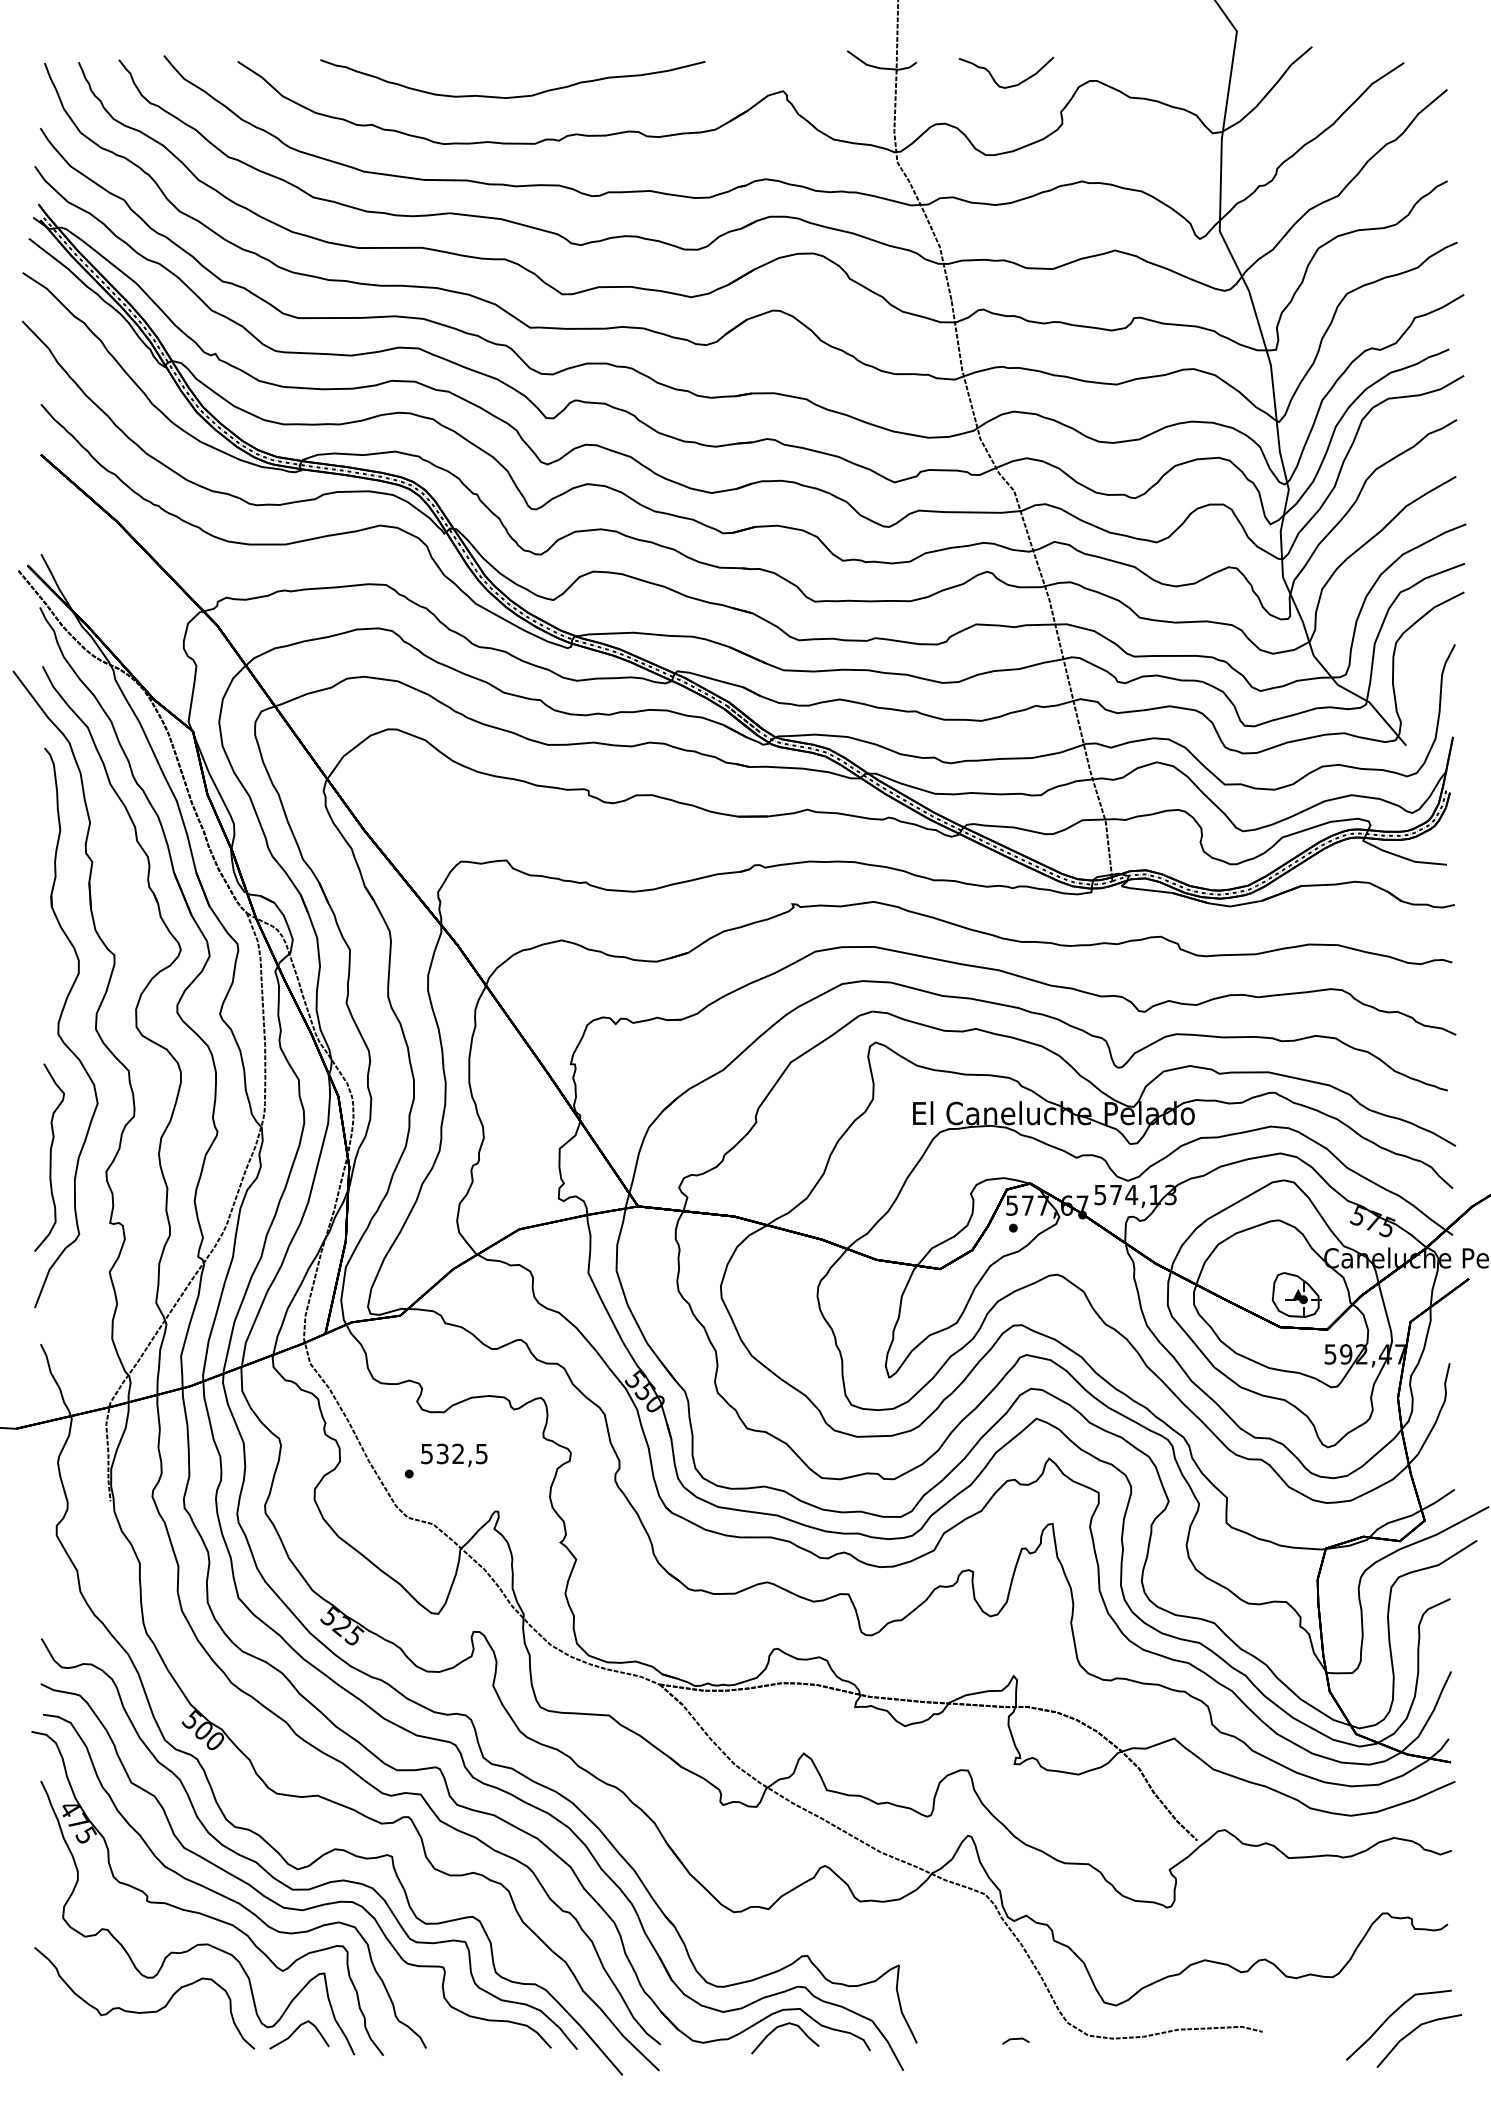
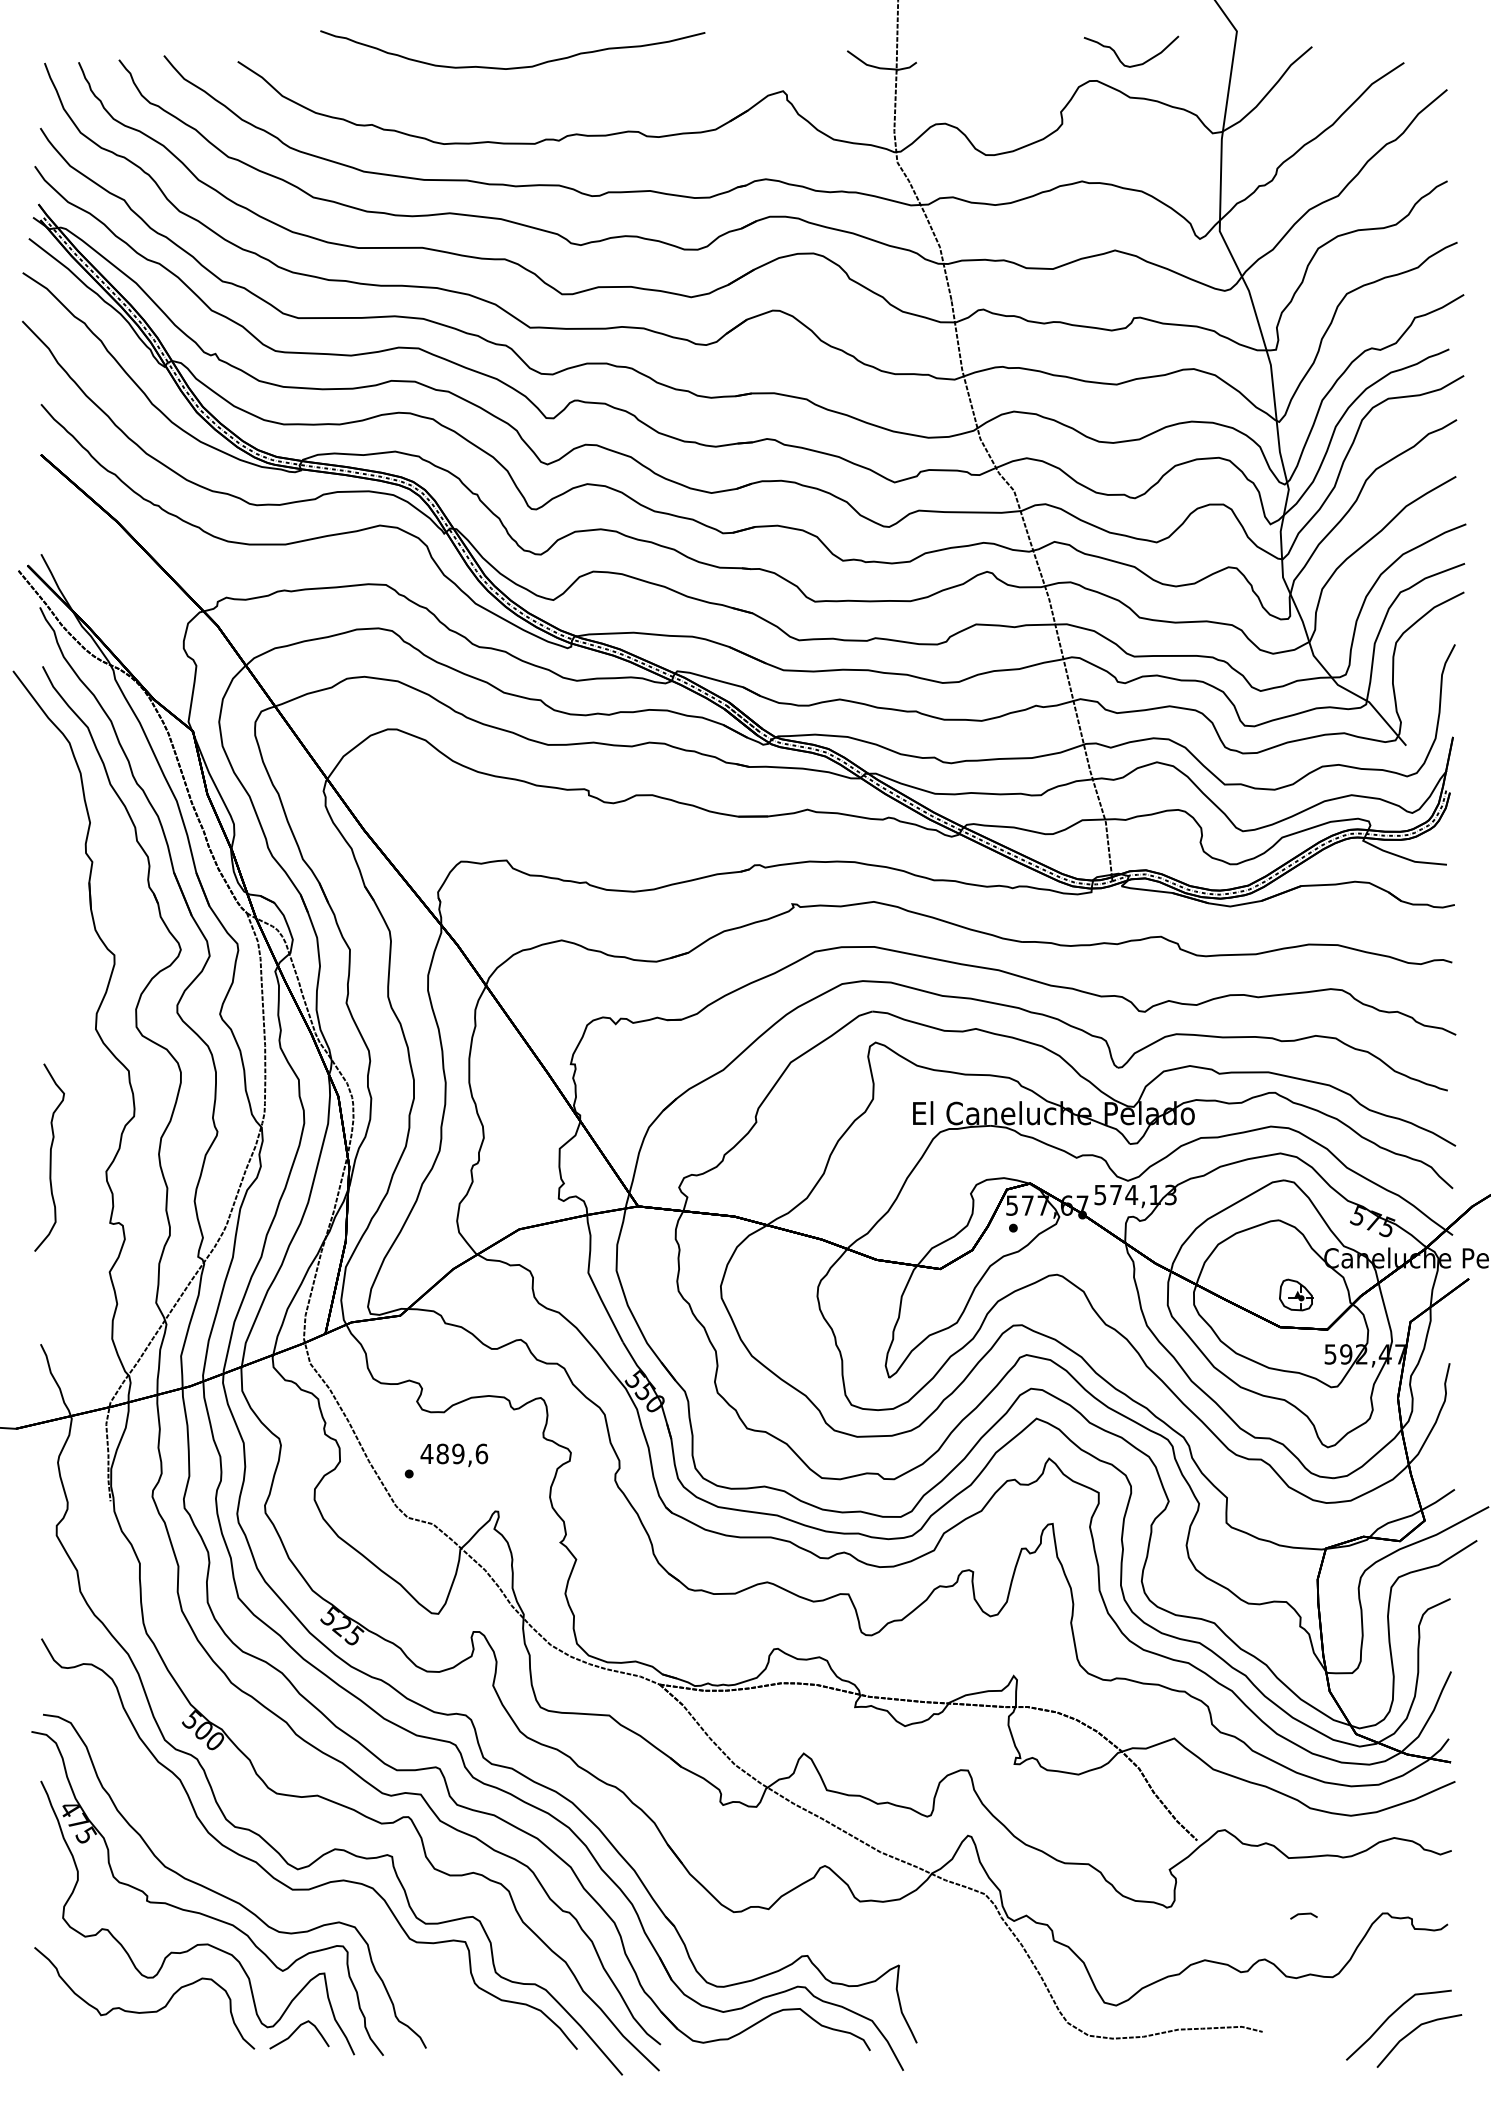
curve position: (994, 78) -> (1119, 57) (1119, 57)
curve position: (512, 96) -> (512, 67) (512, 67)
part: present -> none (59, 1027)
part size: 51x46 px -> 35x34 px (1296, 1294)
text: 532,5 -> 489,6 (454, 1453)
curve: present -> none (275, 1901)
curve: present -> none (782, 2026)
line position: (1015, 2039) -> (1303, 1914) (1303, 1914)
